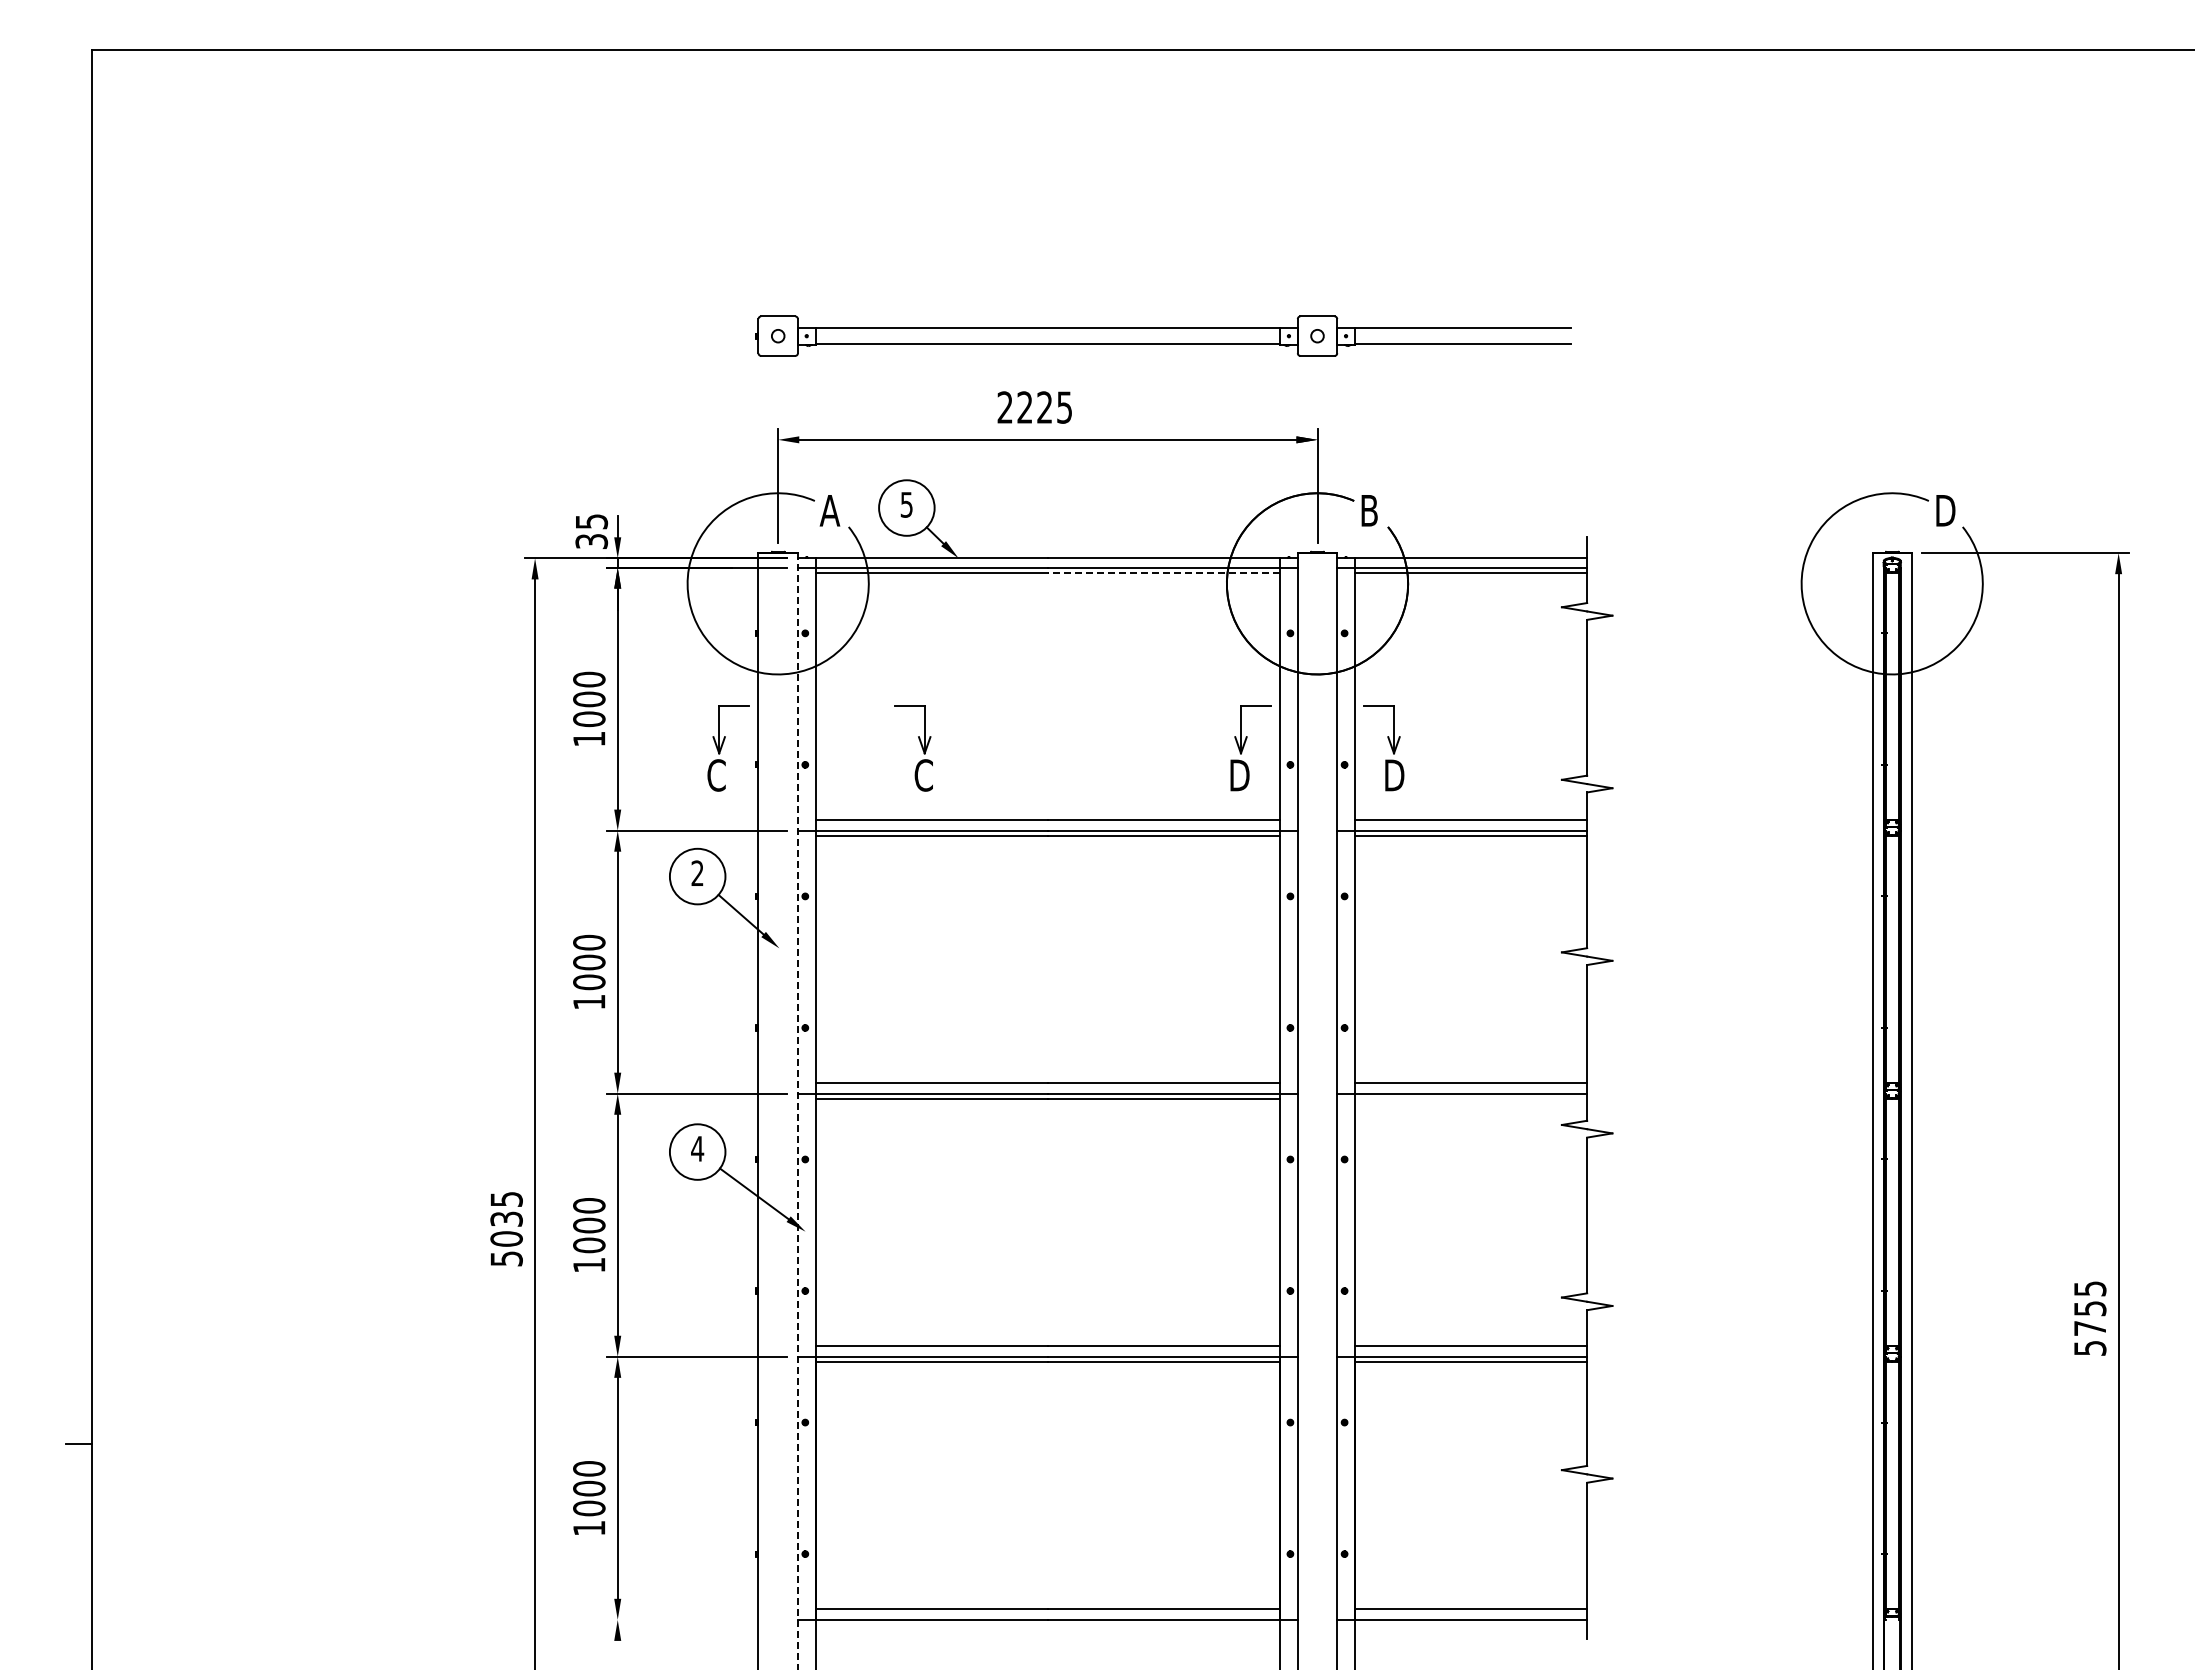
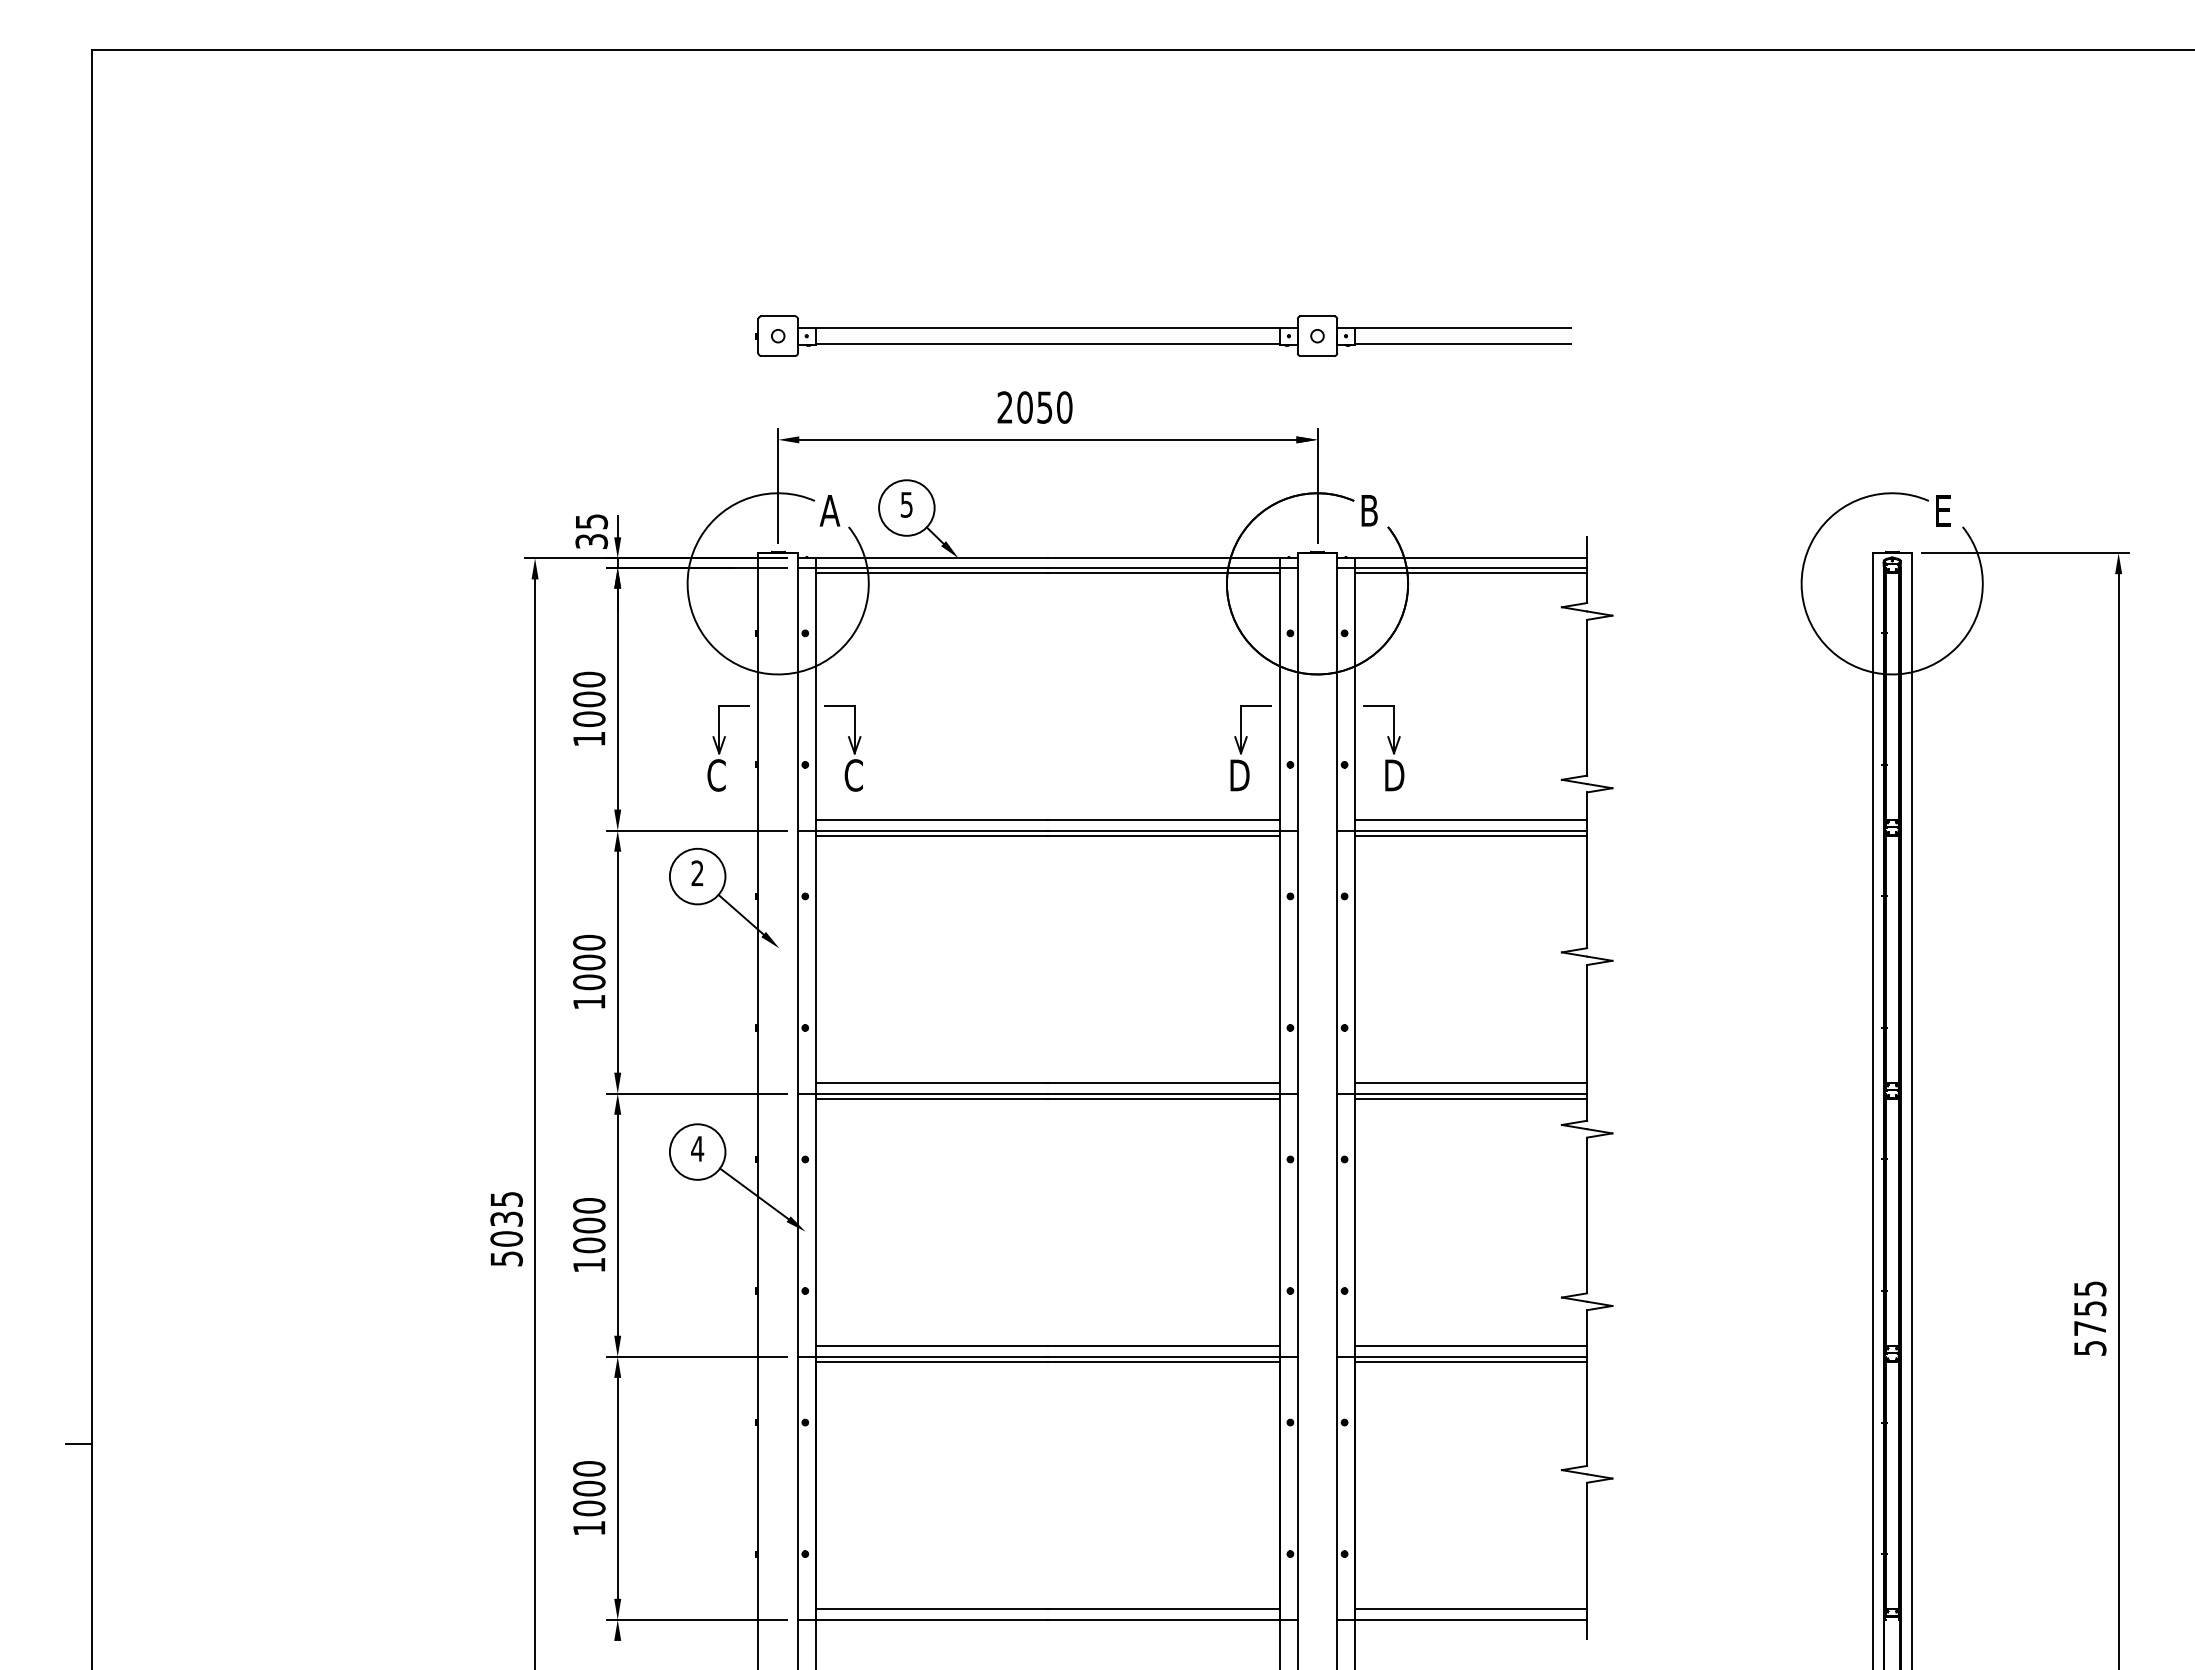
text: 2225 -> 2050 (1044, 407)
text: D -> E (1945, 510)
line: dashed -> solid (1163, 572)
part position: (920, 744) -> (850, 744) (850, 744)
line: none -> present (1470, 1098)
line: dashed -> solid (797, 1111)
line: none -> present (697, 1619)
